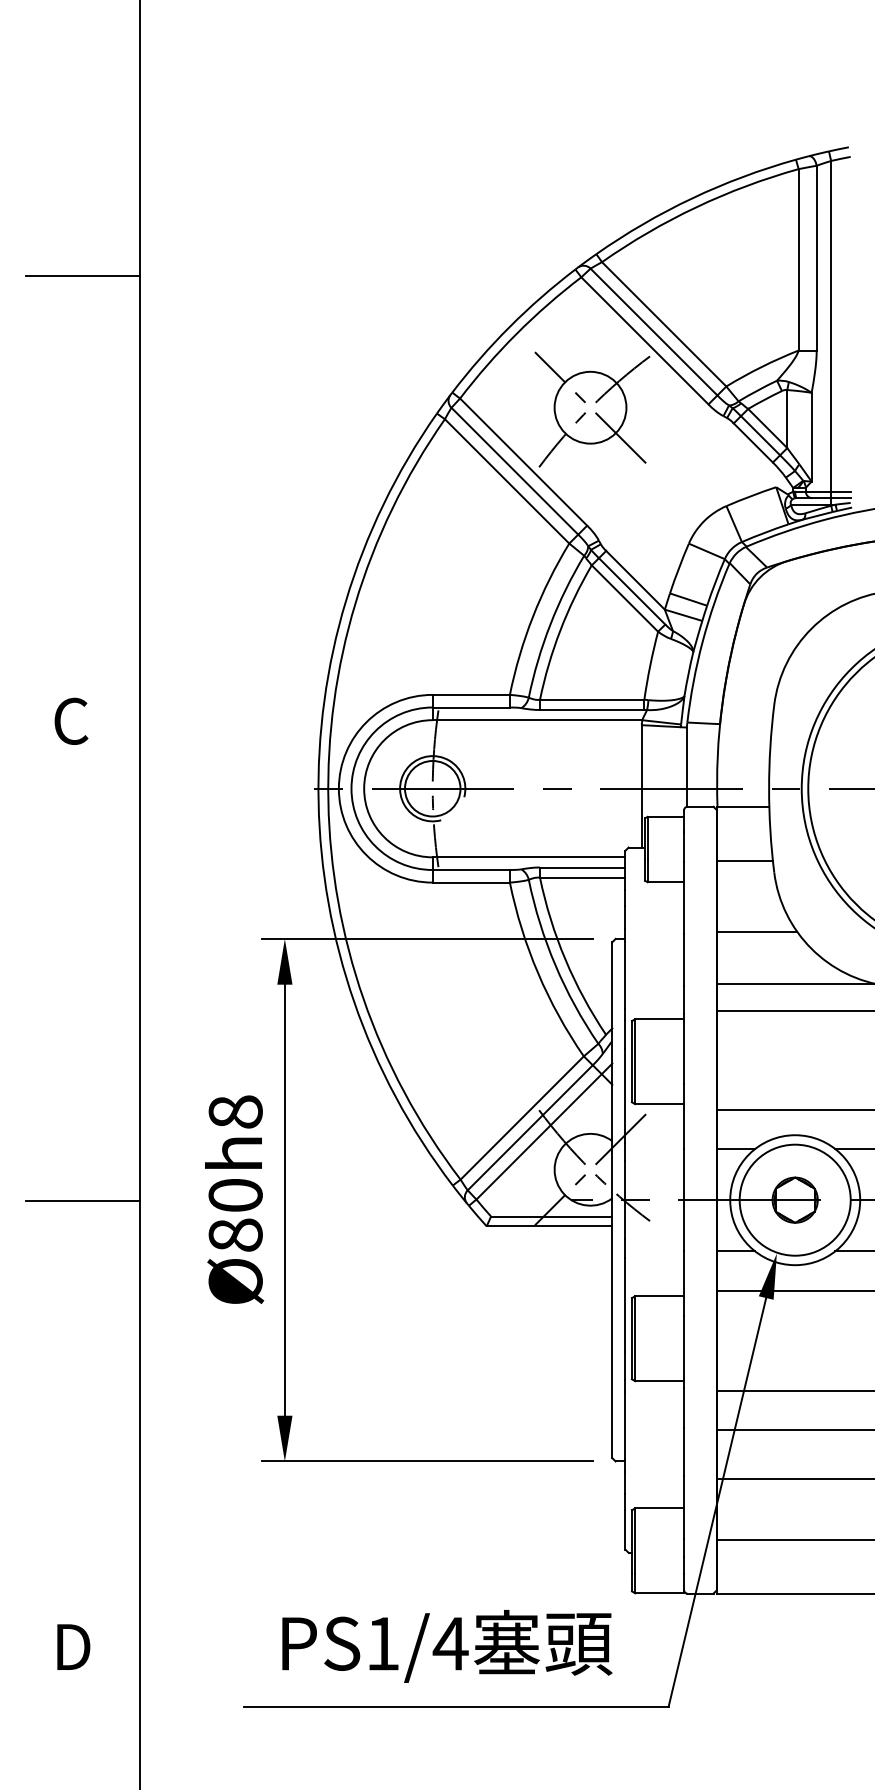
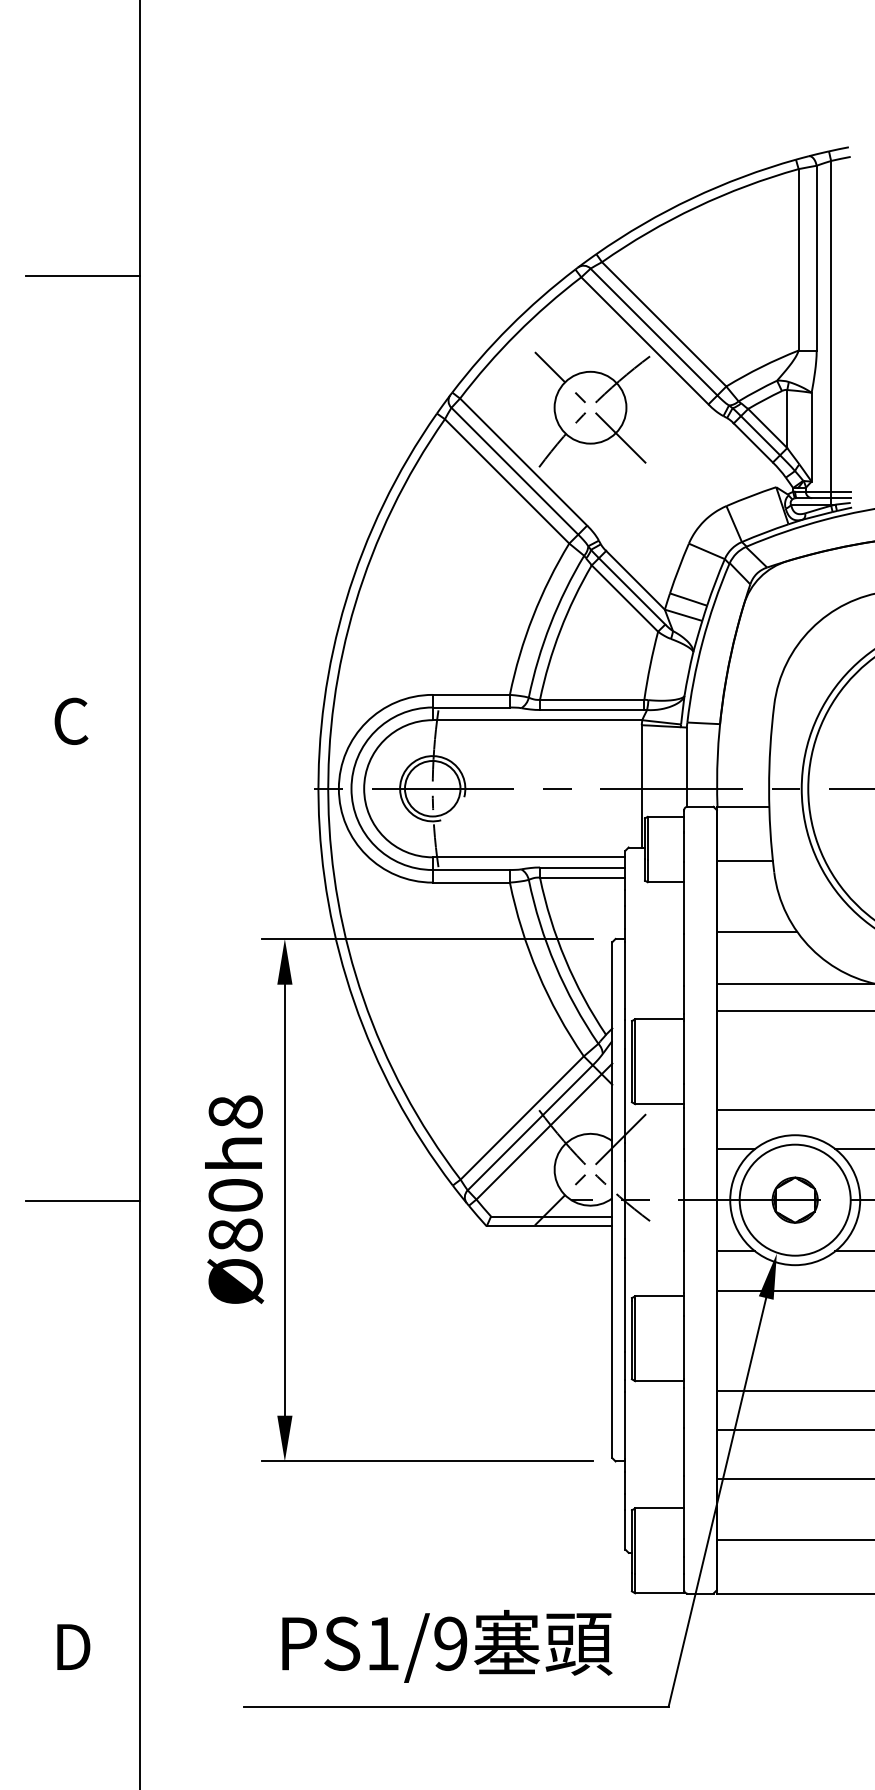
text: PS1/4 -> PS1/9 (450, 1643)
